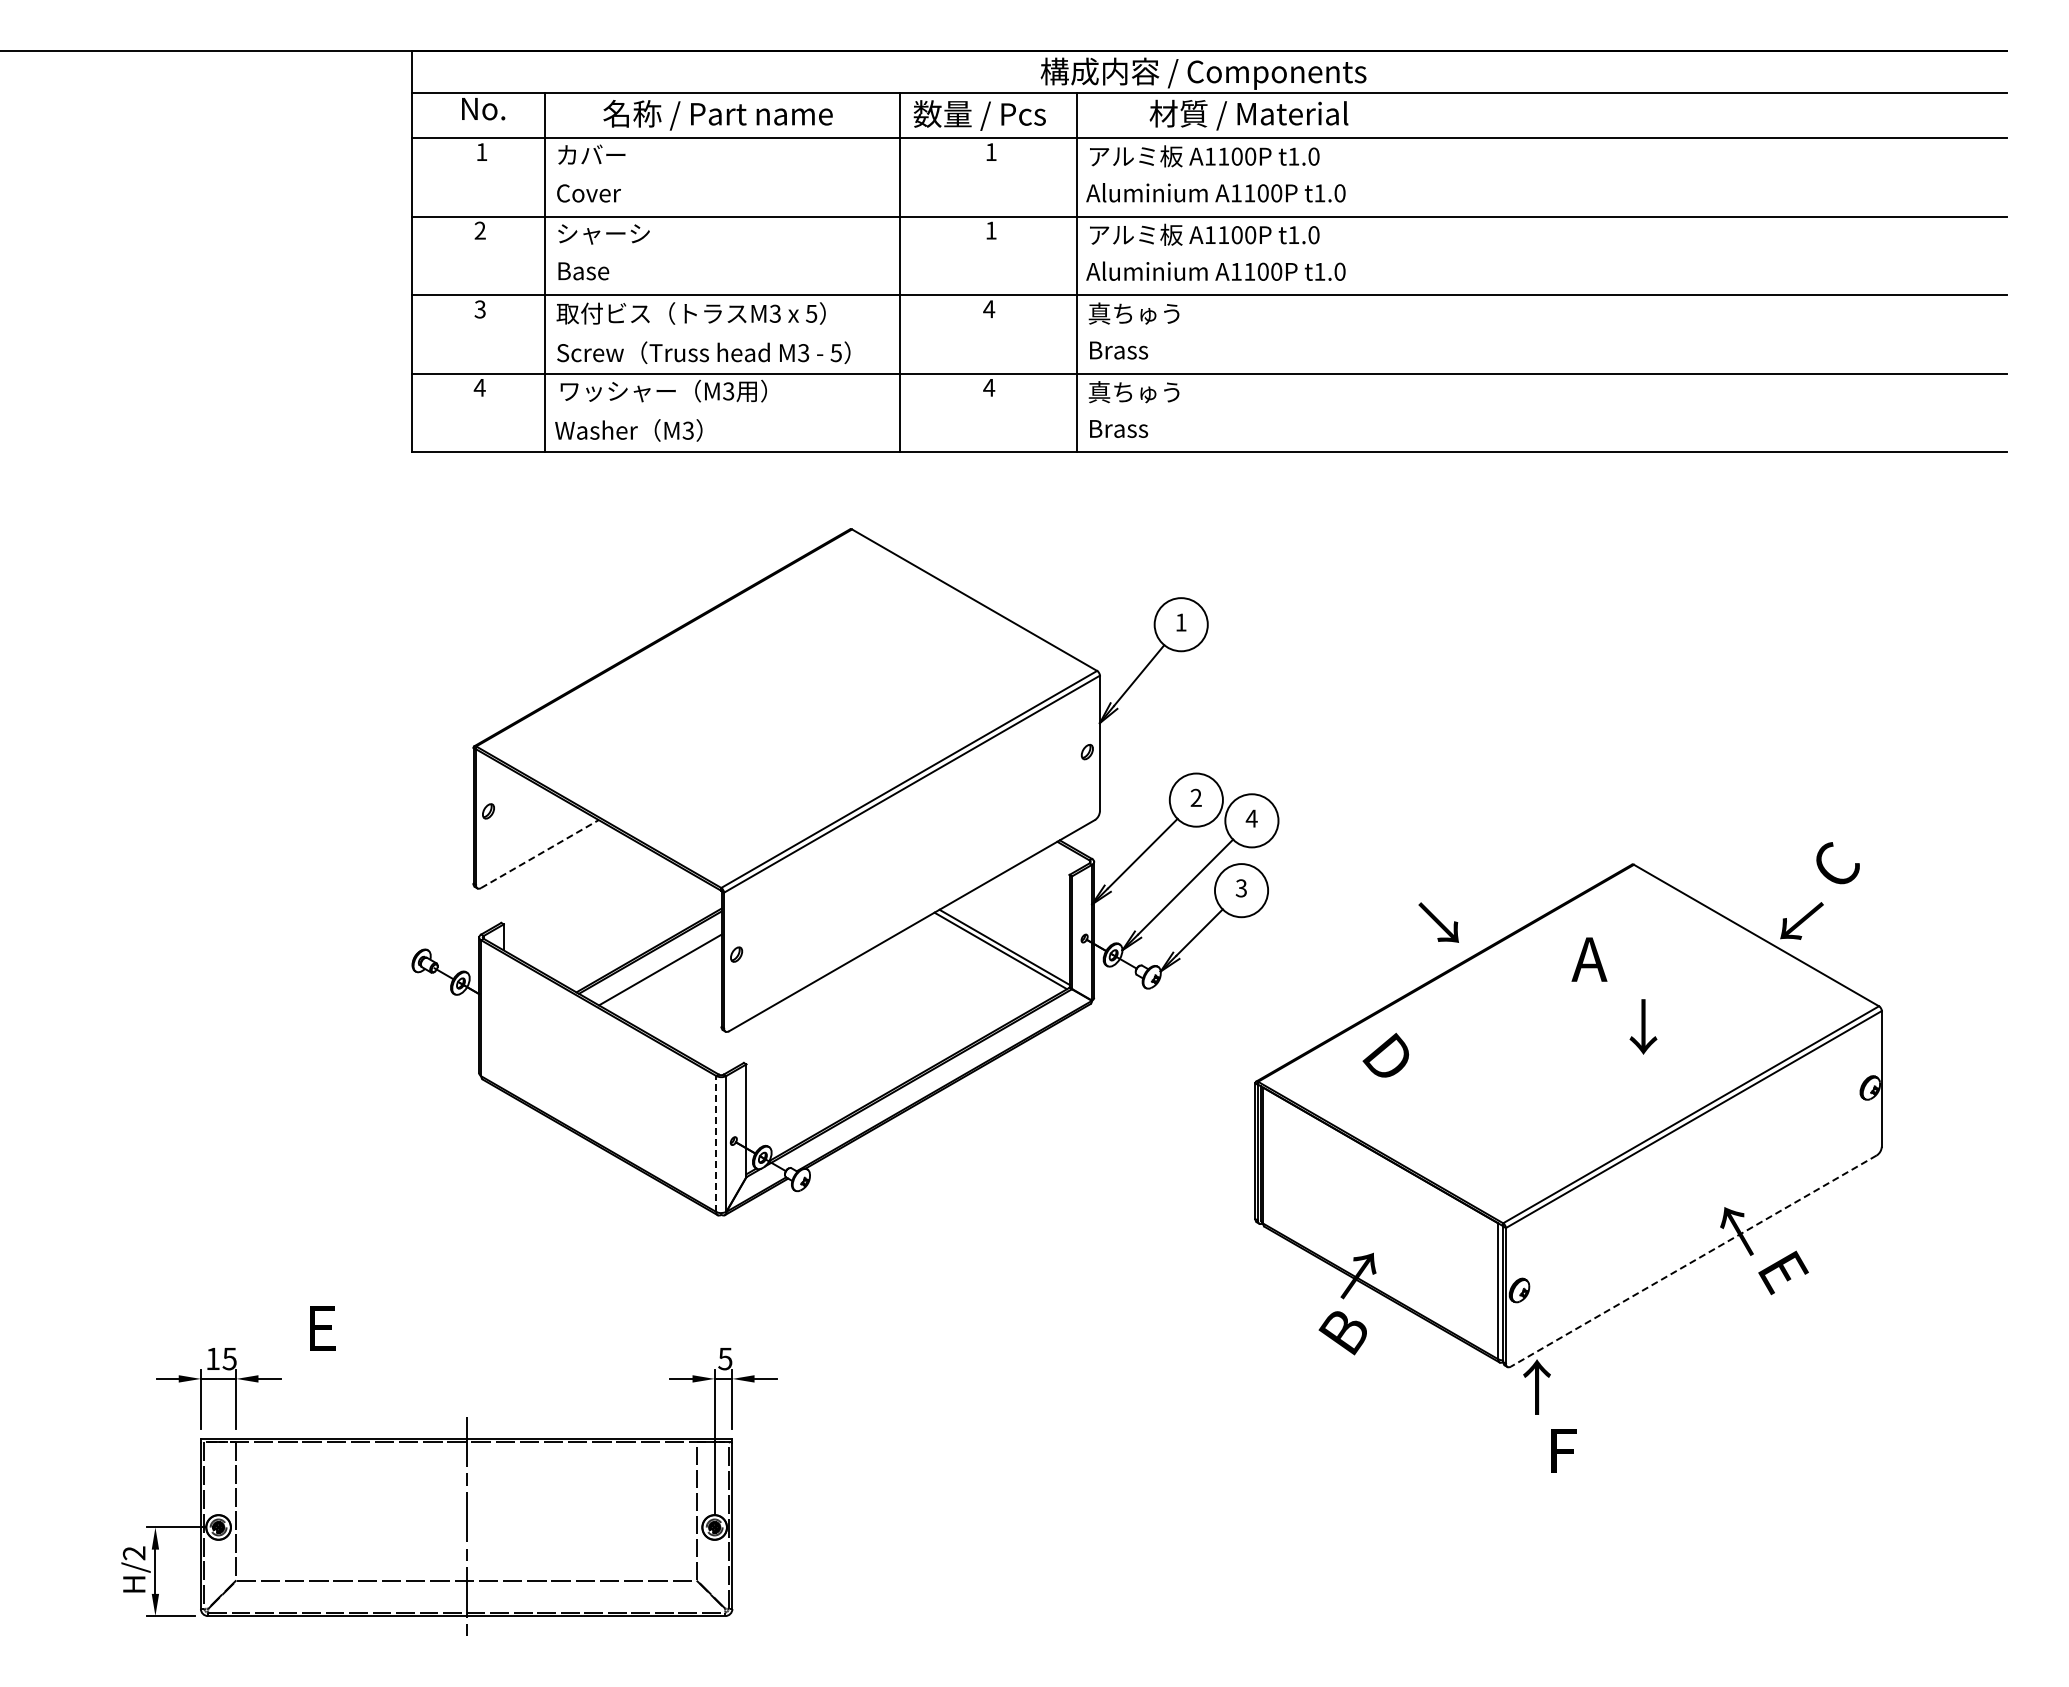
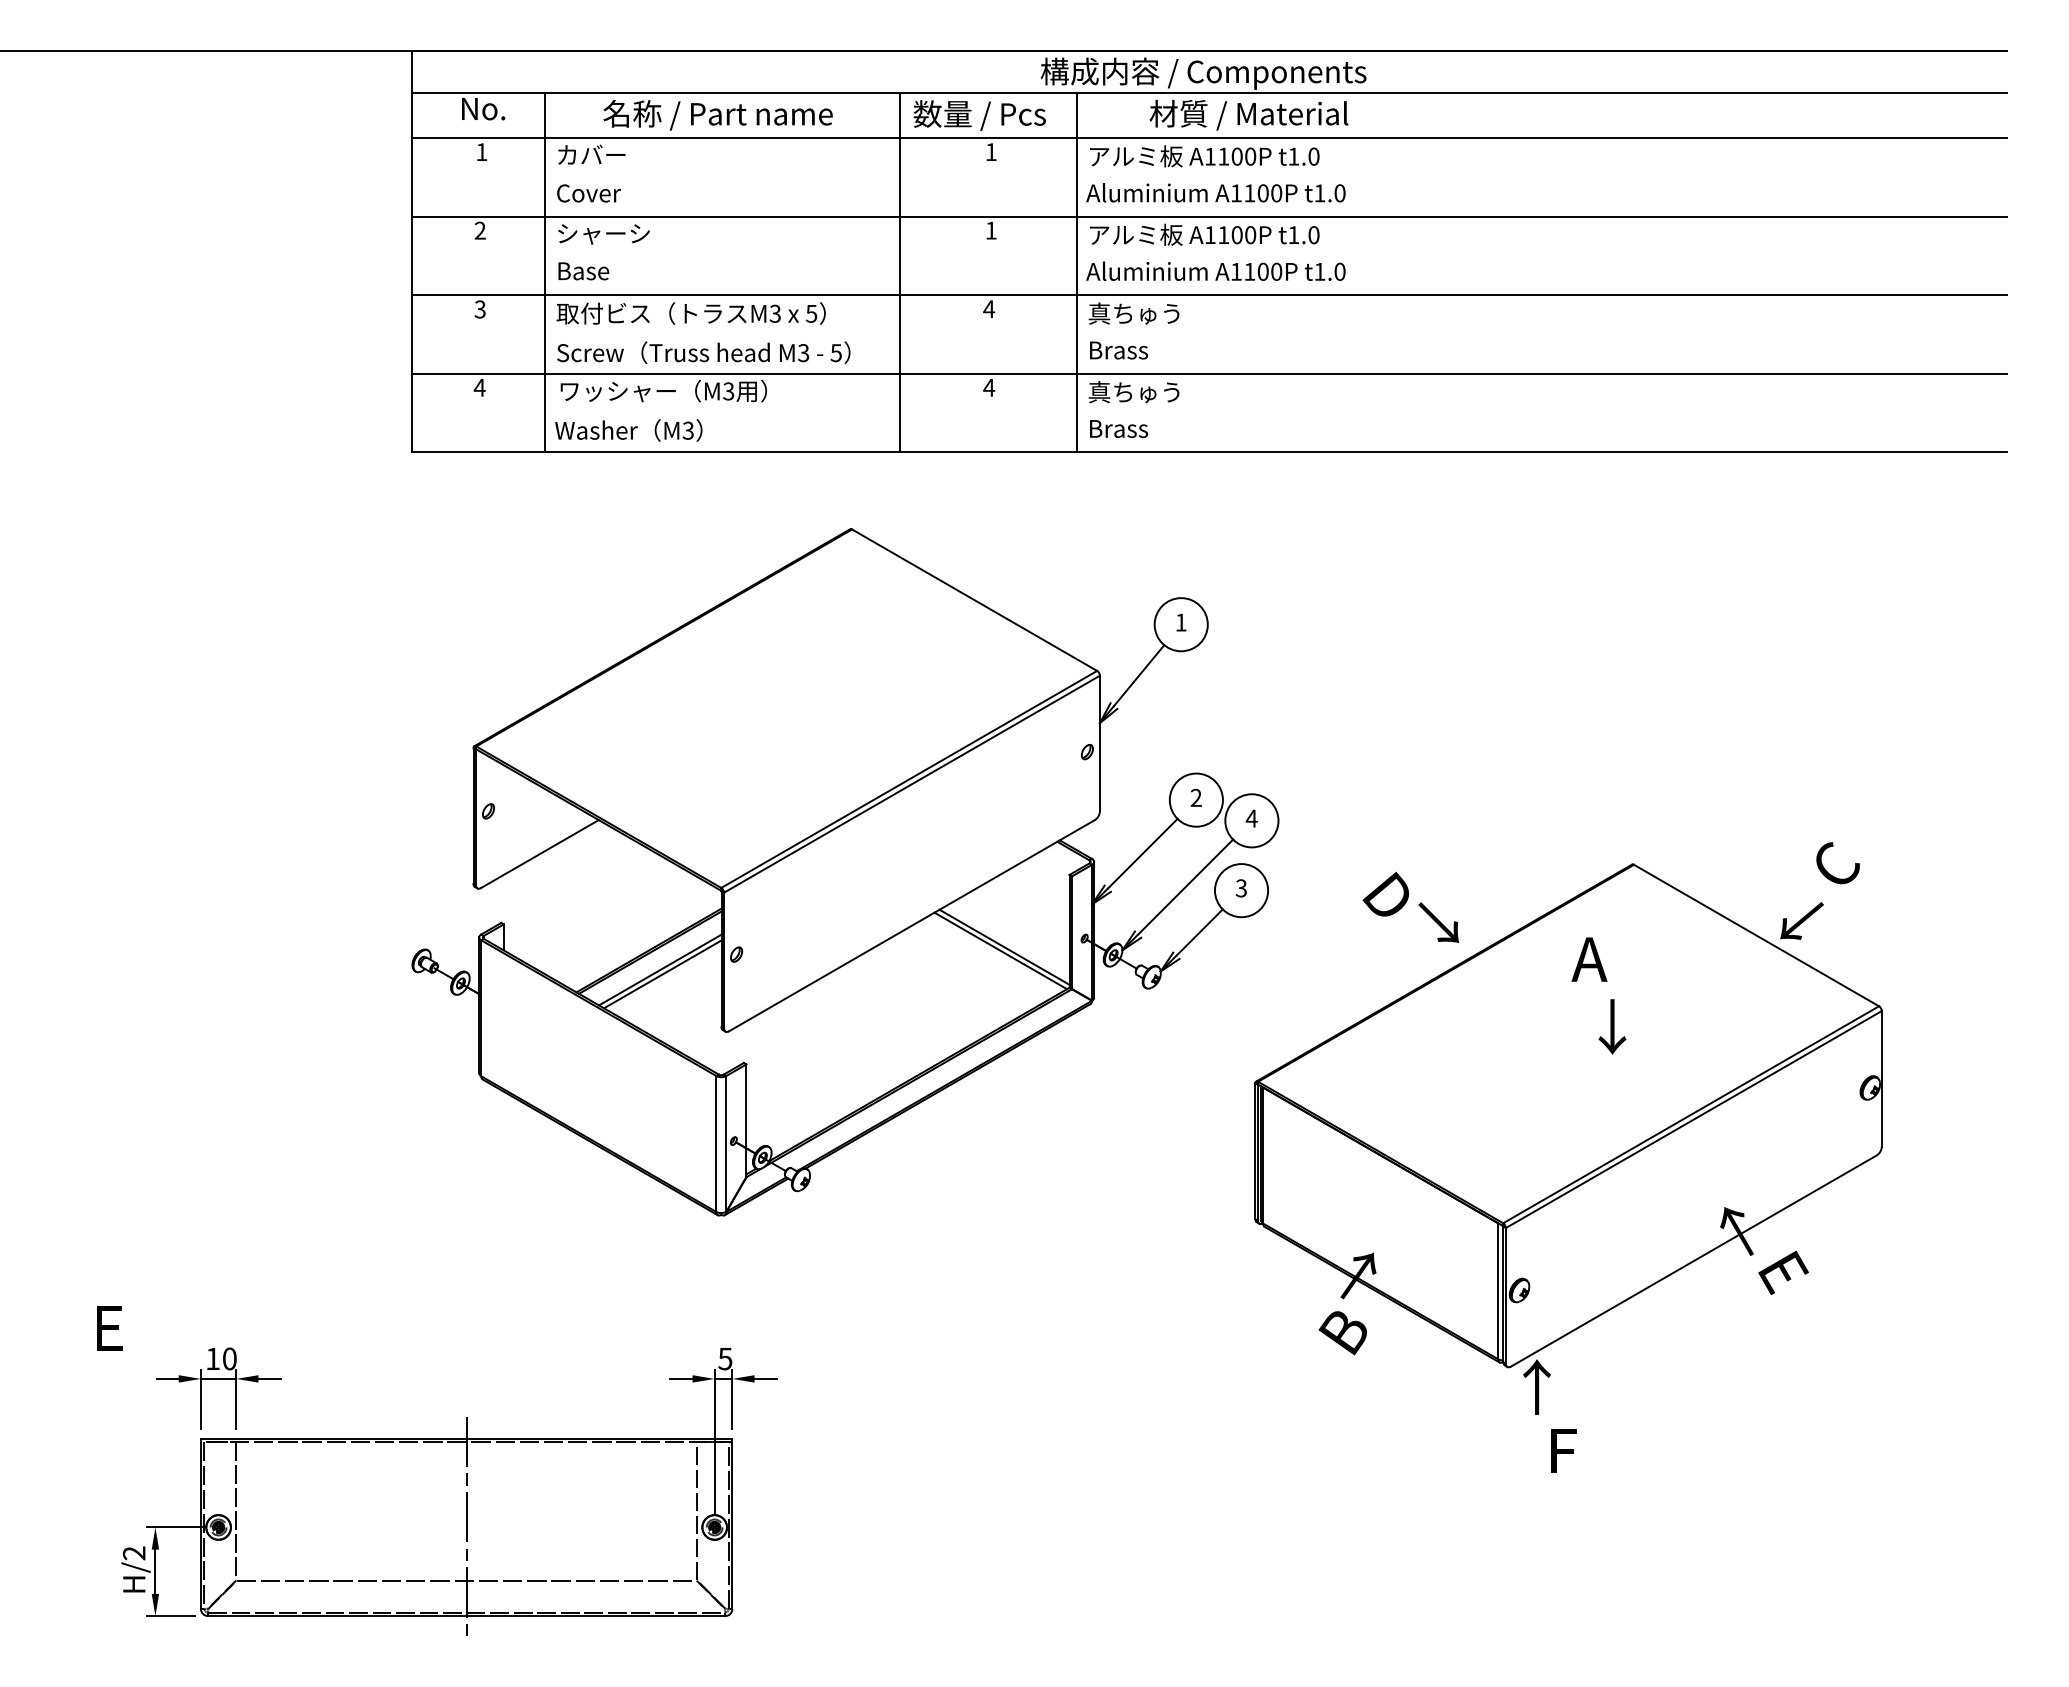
line: dashed -> solid (539, 854)
line: none -> present (662, 974)
text position: (1643, 1026) -> (1612, 1026) (1612, 1026)
text position: (1385, 1054) -> (1385, 893) (1385, 893)
line: dashed -> solid (716, 1143)
line: dashed -> solid (1693, 1261)
text position: (322, 1328) -> (109, 1328) (109, 1328)
text: 15 -> 10 (229, 1358)
